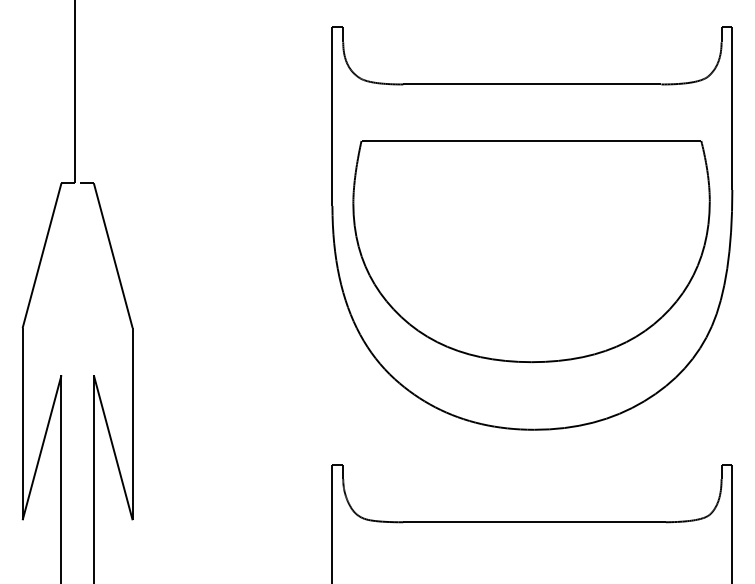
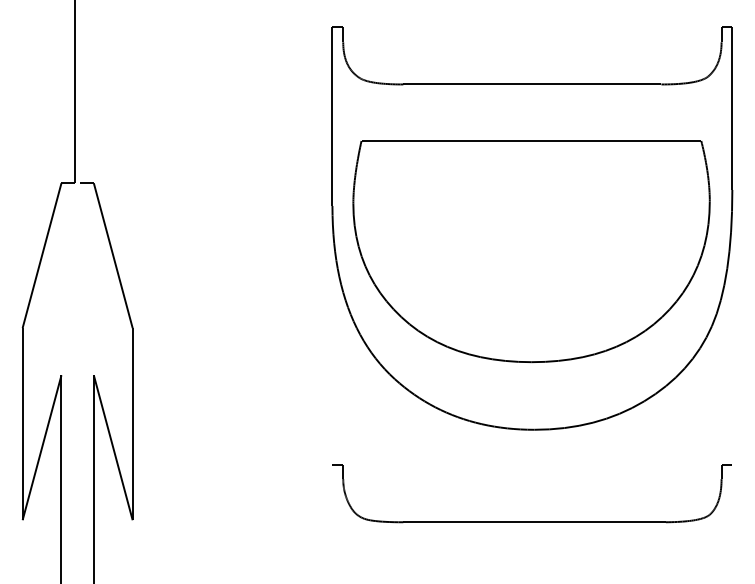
line: present -> none (332, 522)
line: present -> none (732, 522)
